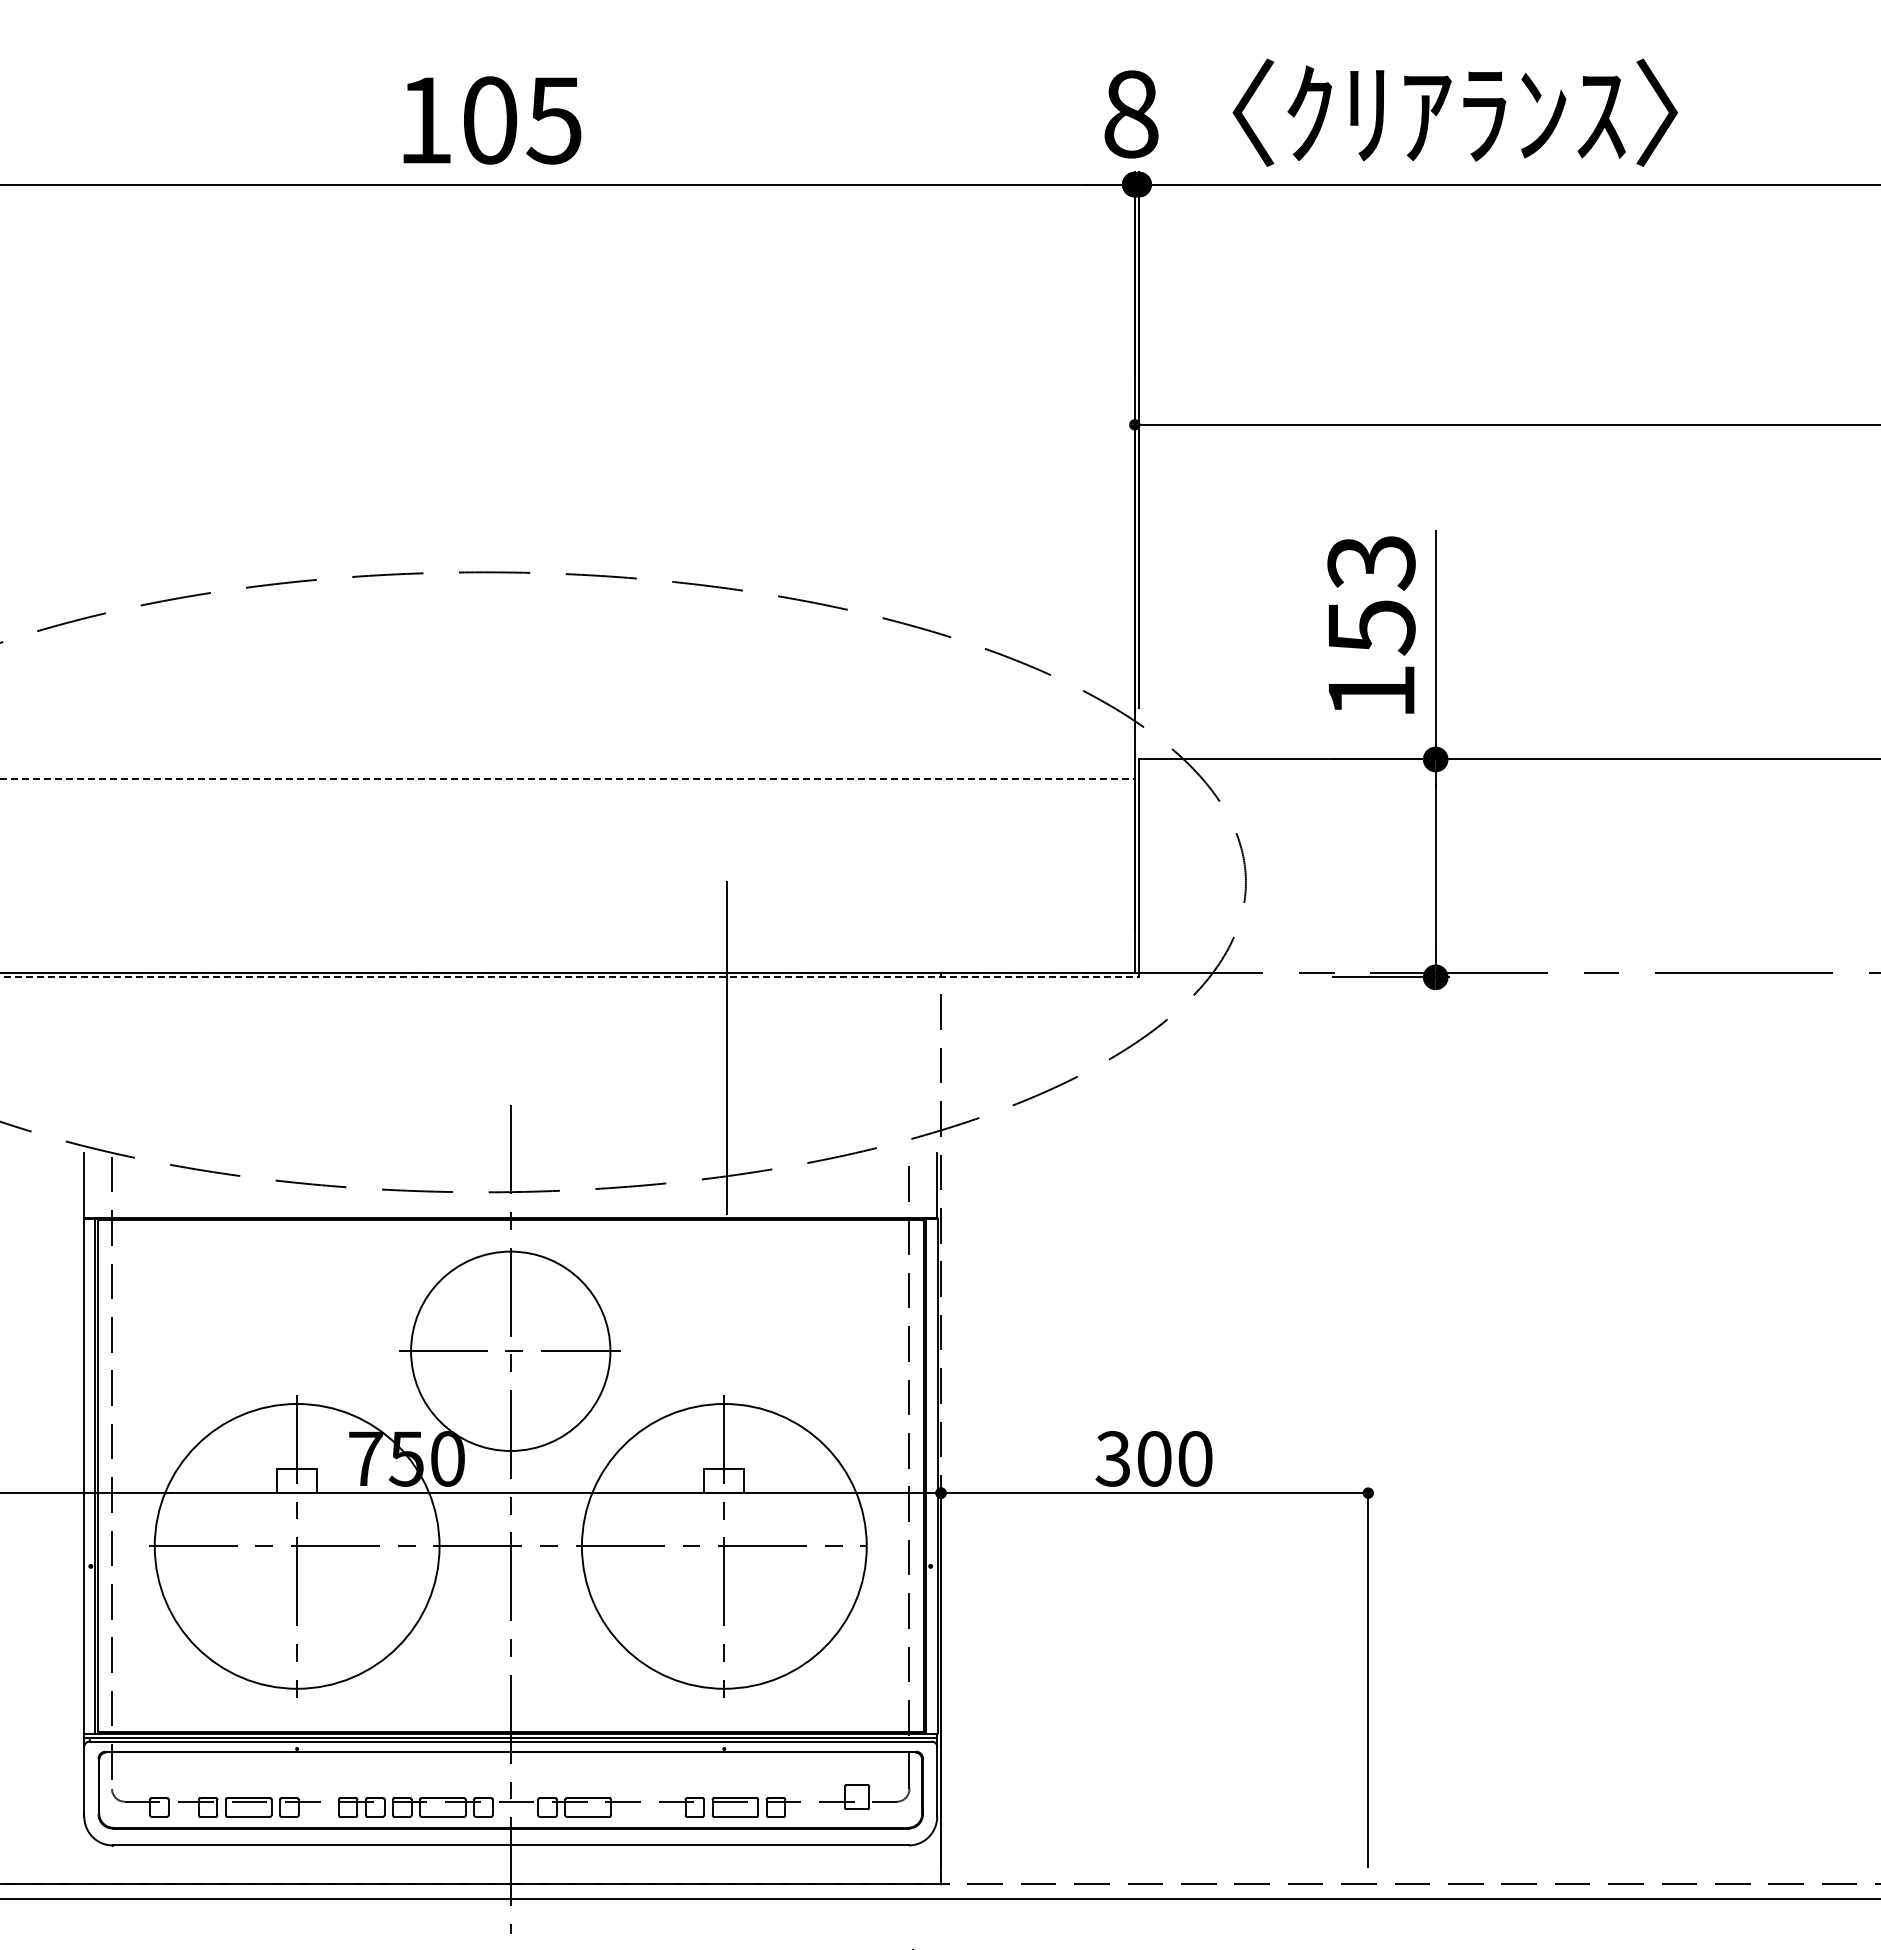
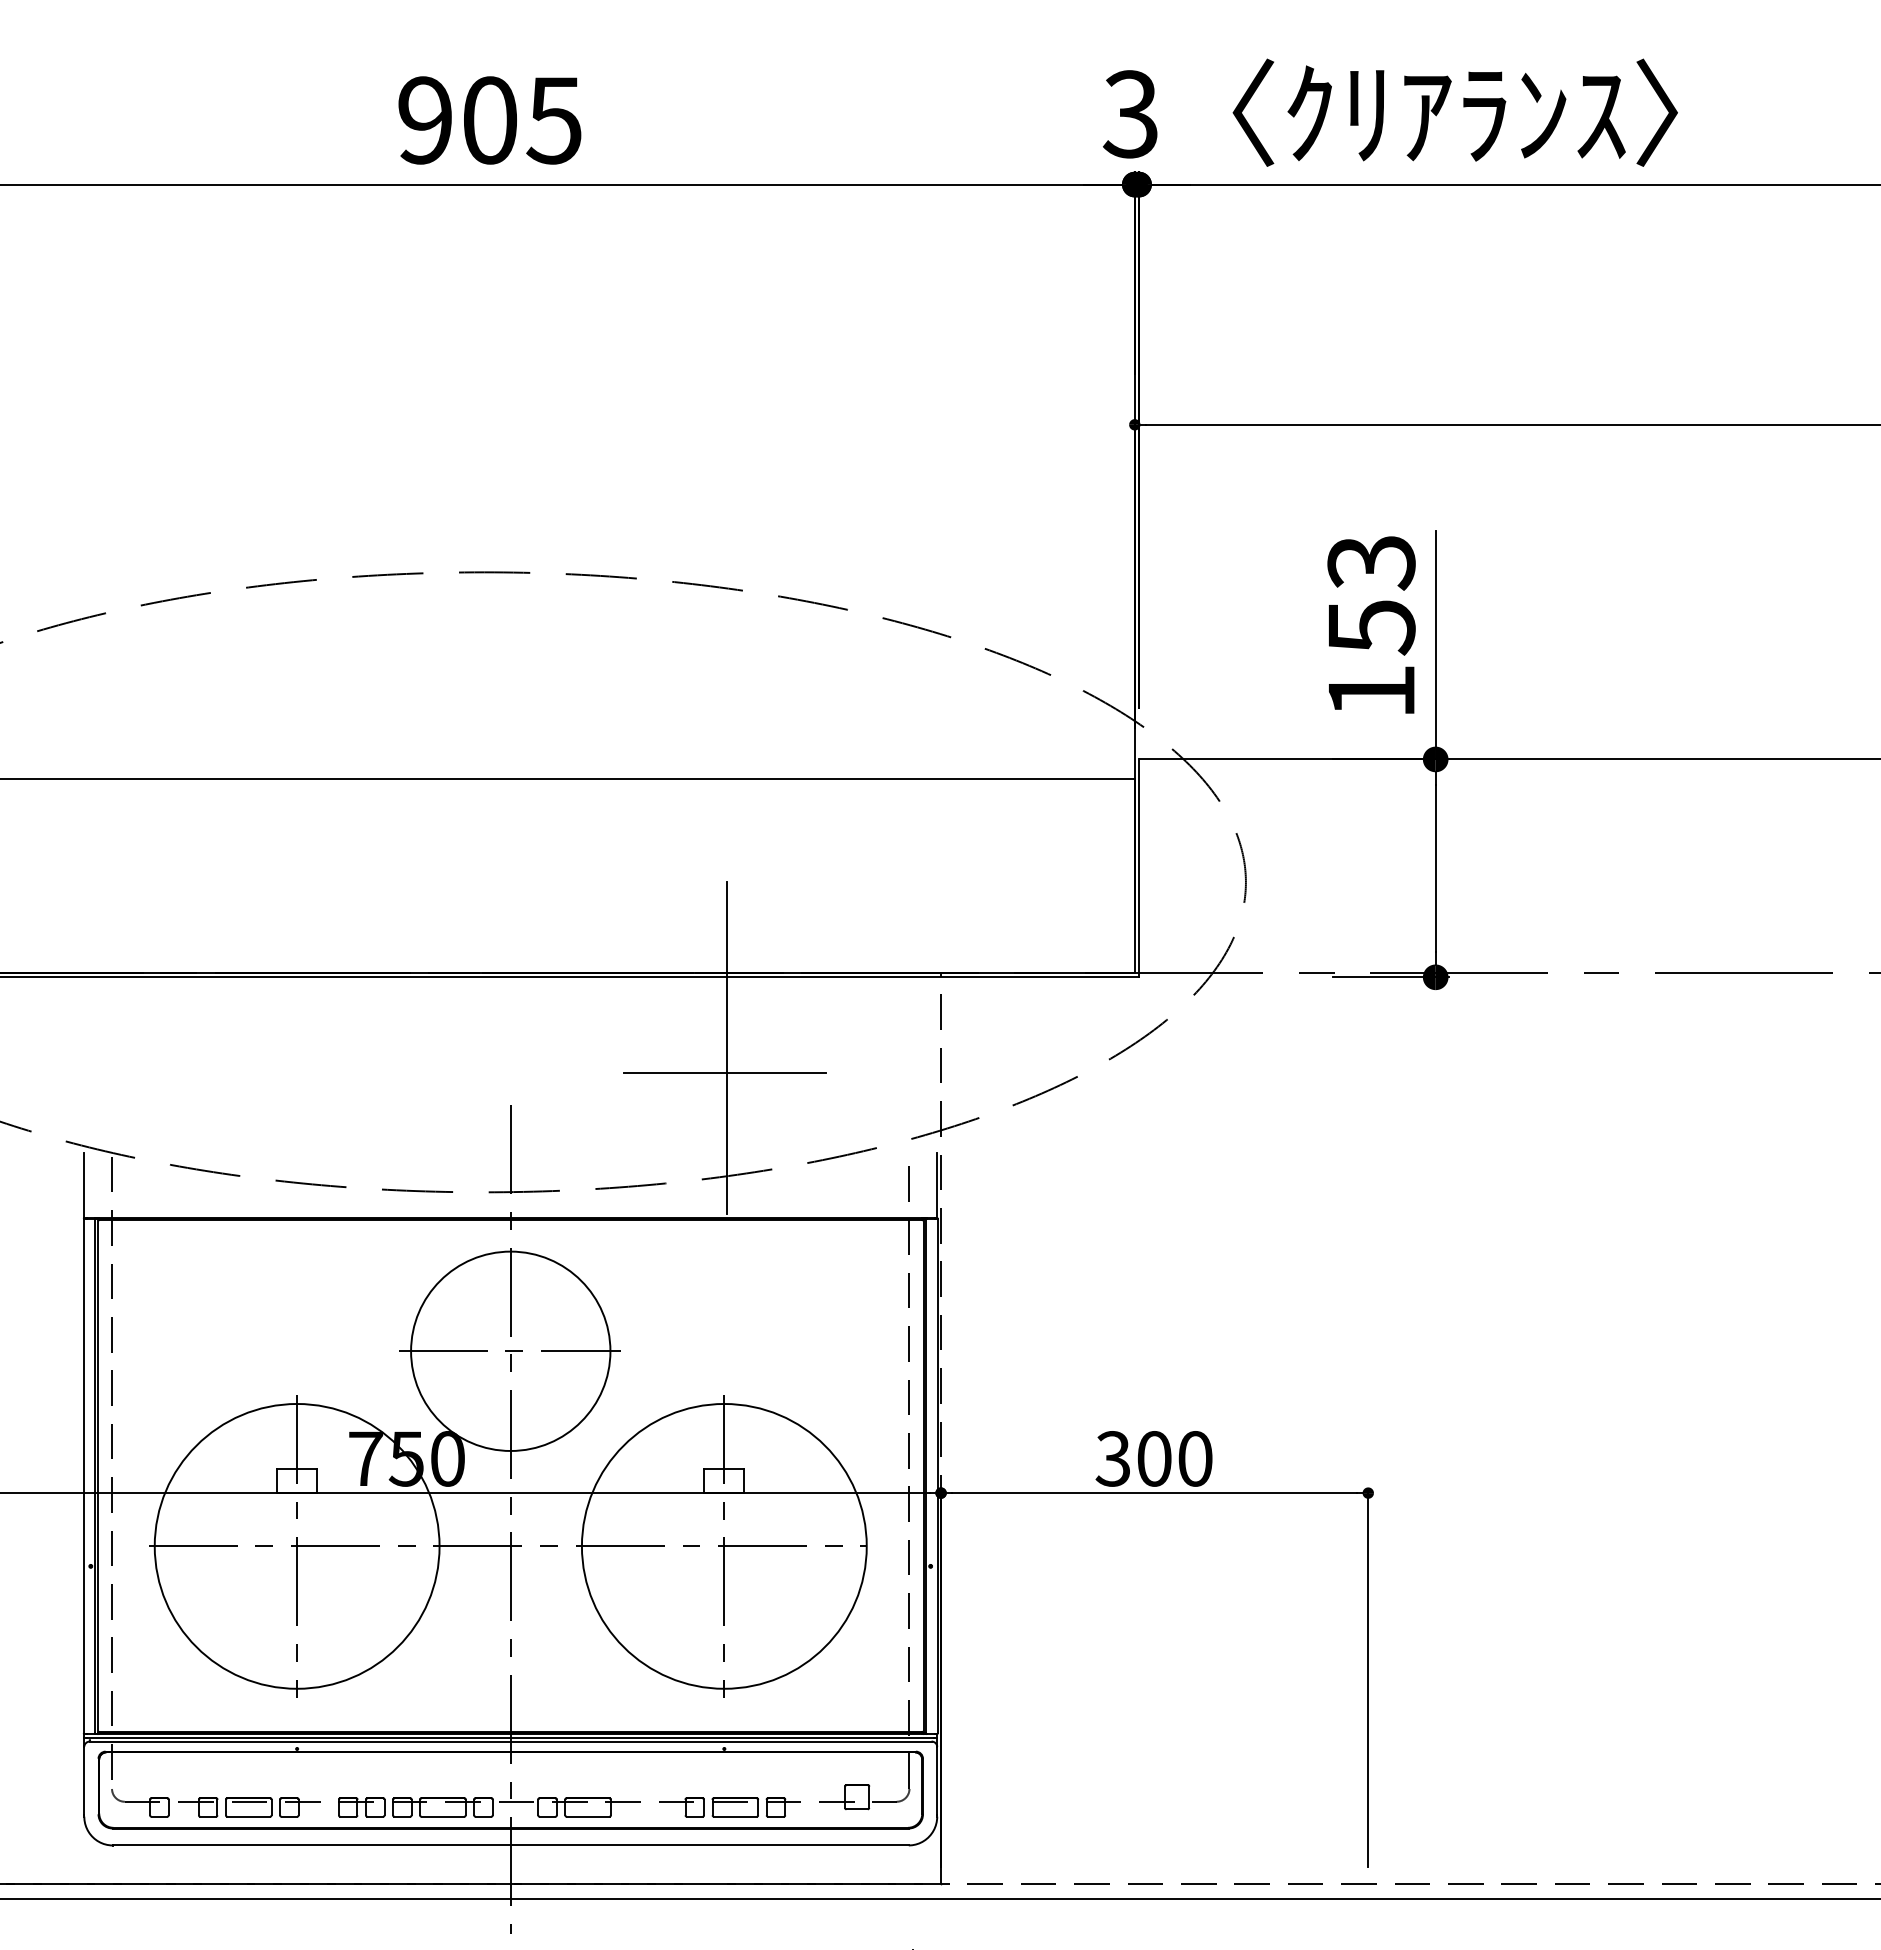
text: 8 -> 3 (1130, 114)
text: 105 -> 905 (424, 120)
line: dashed -> solid (567, 779)
line: dashed -> solid (570, 977)
line: none -> present (725, 1072)
